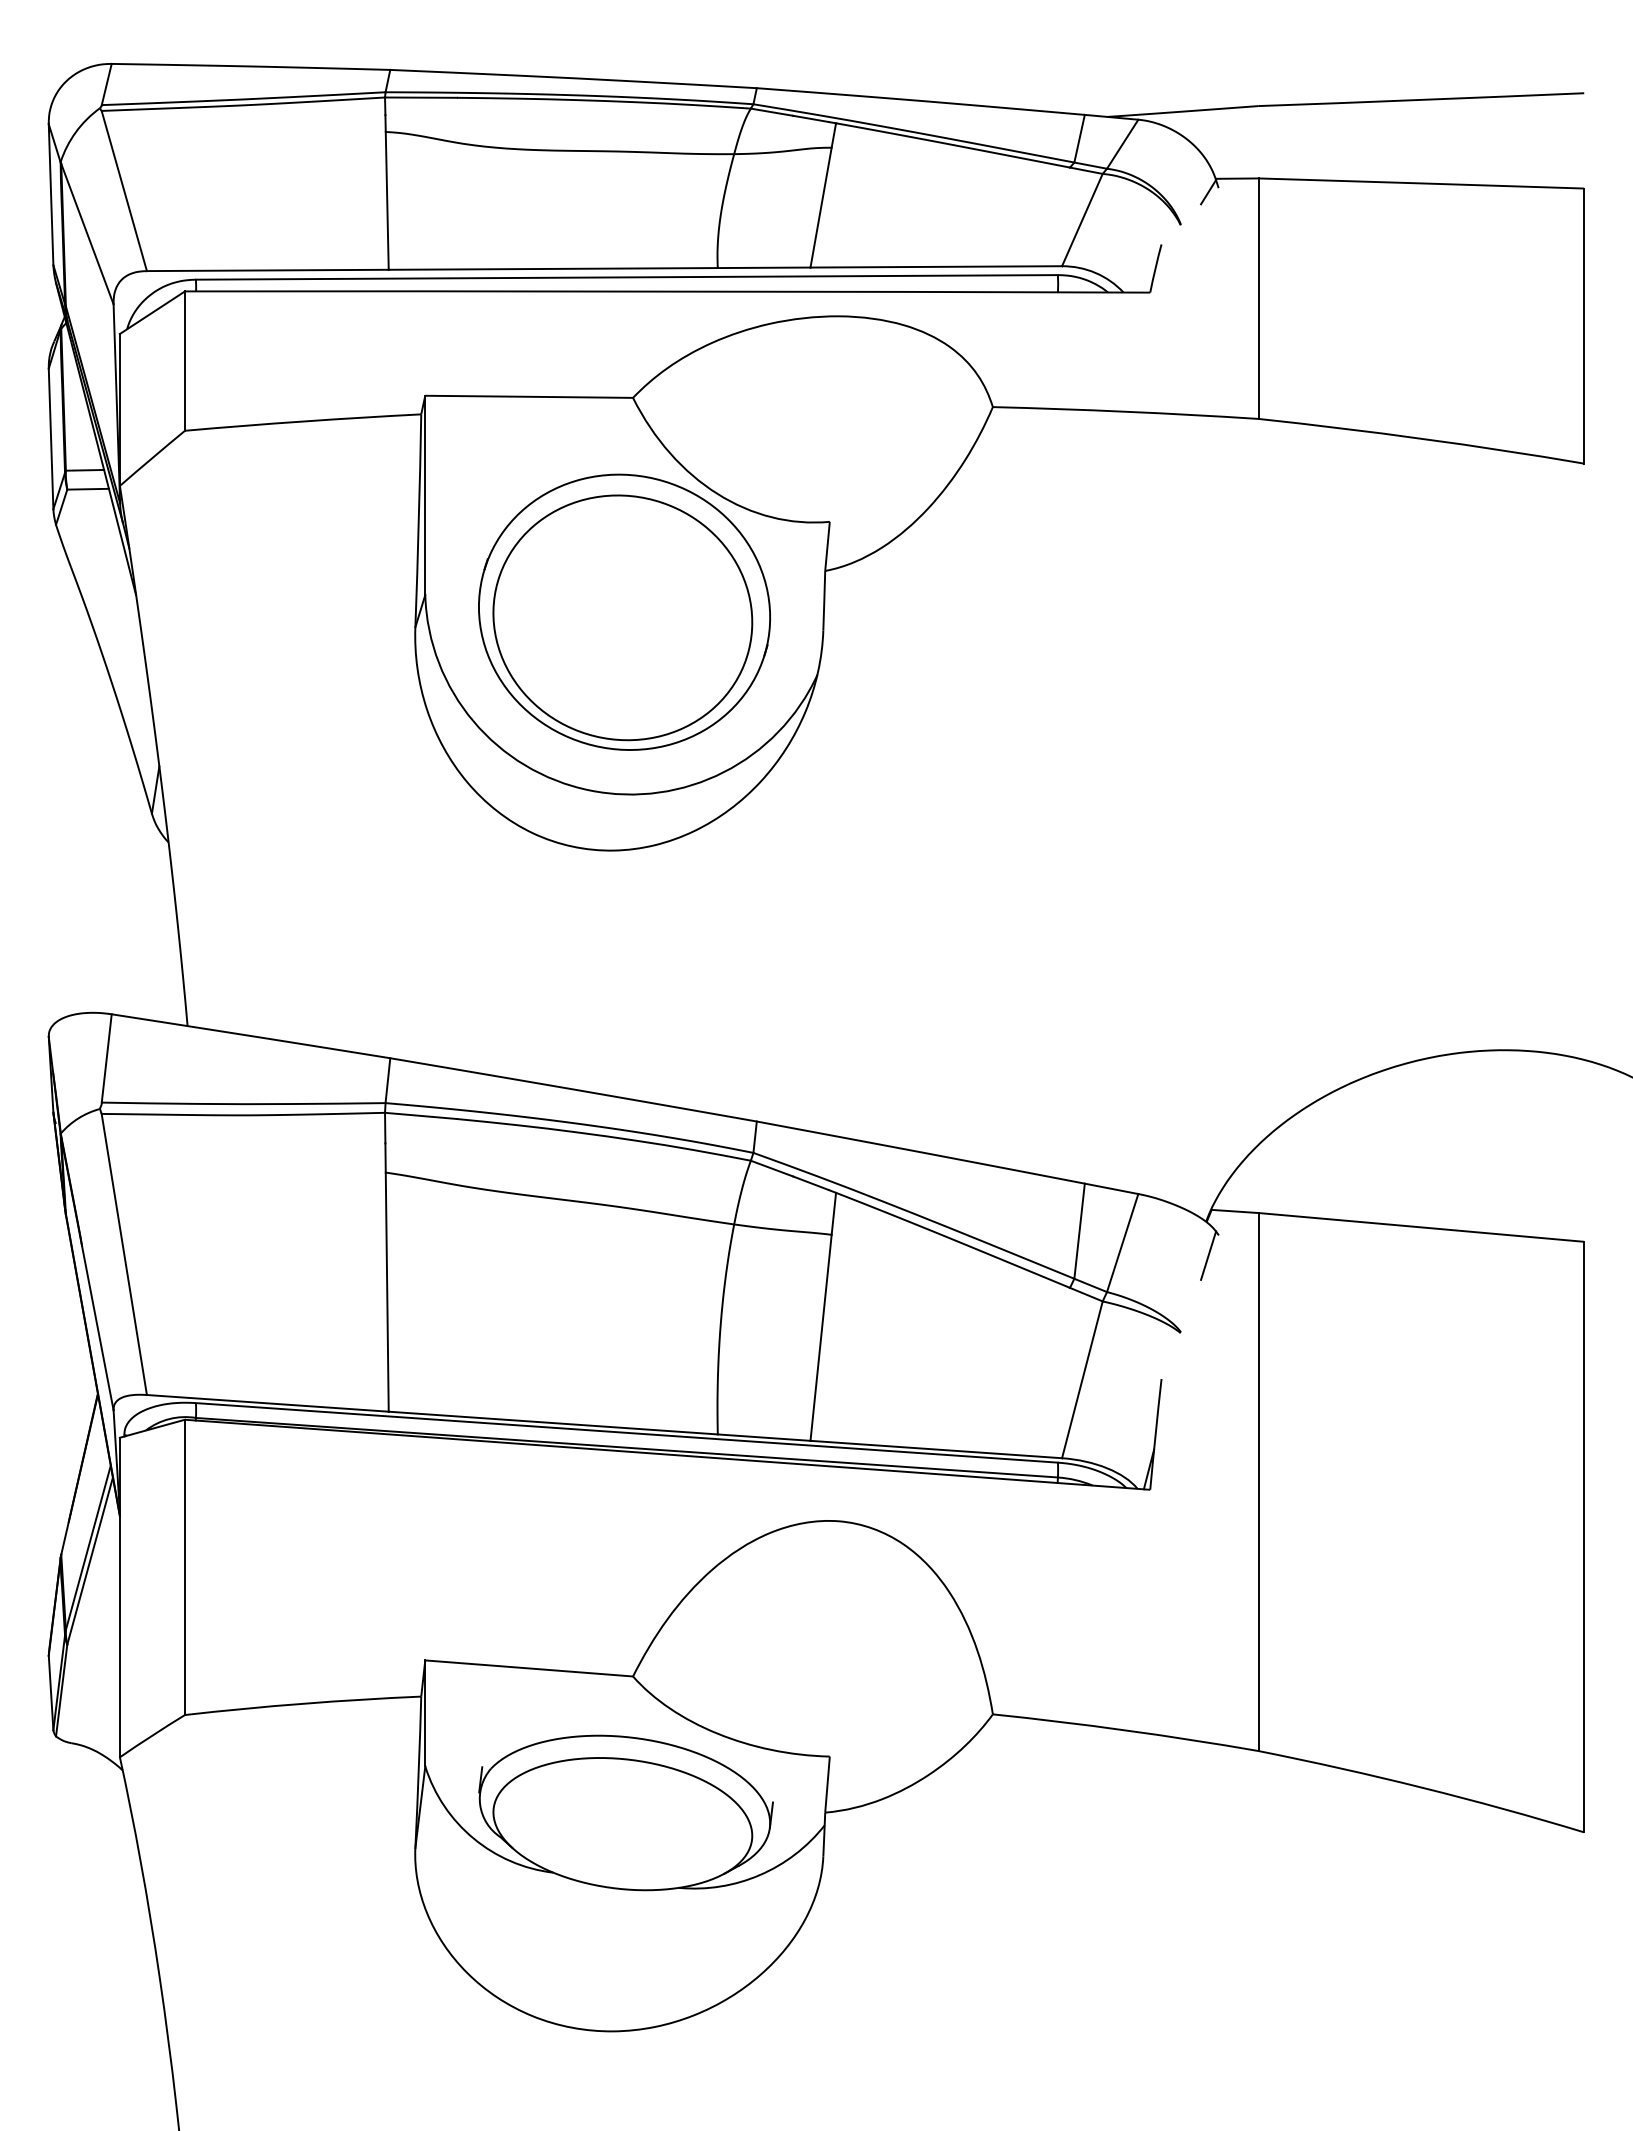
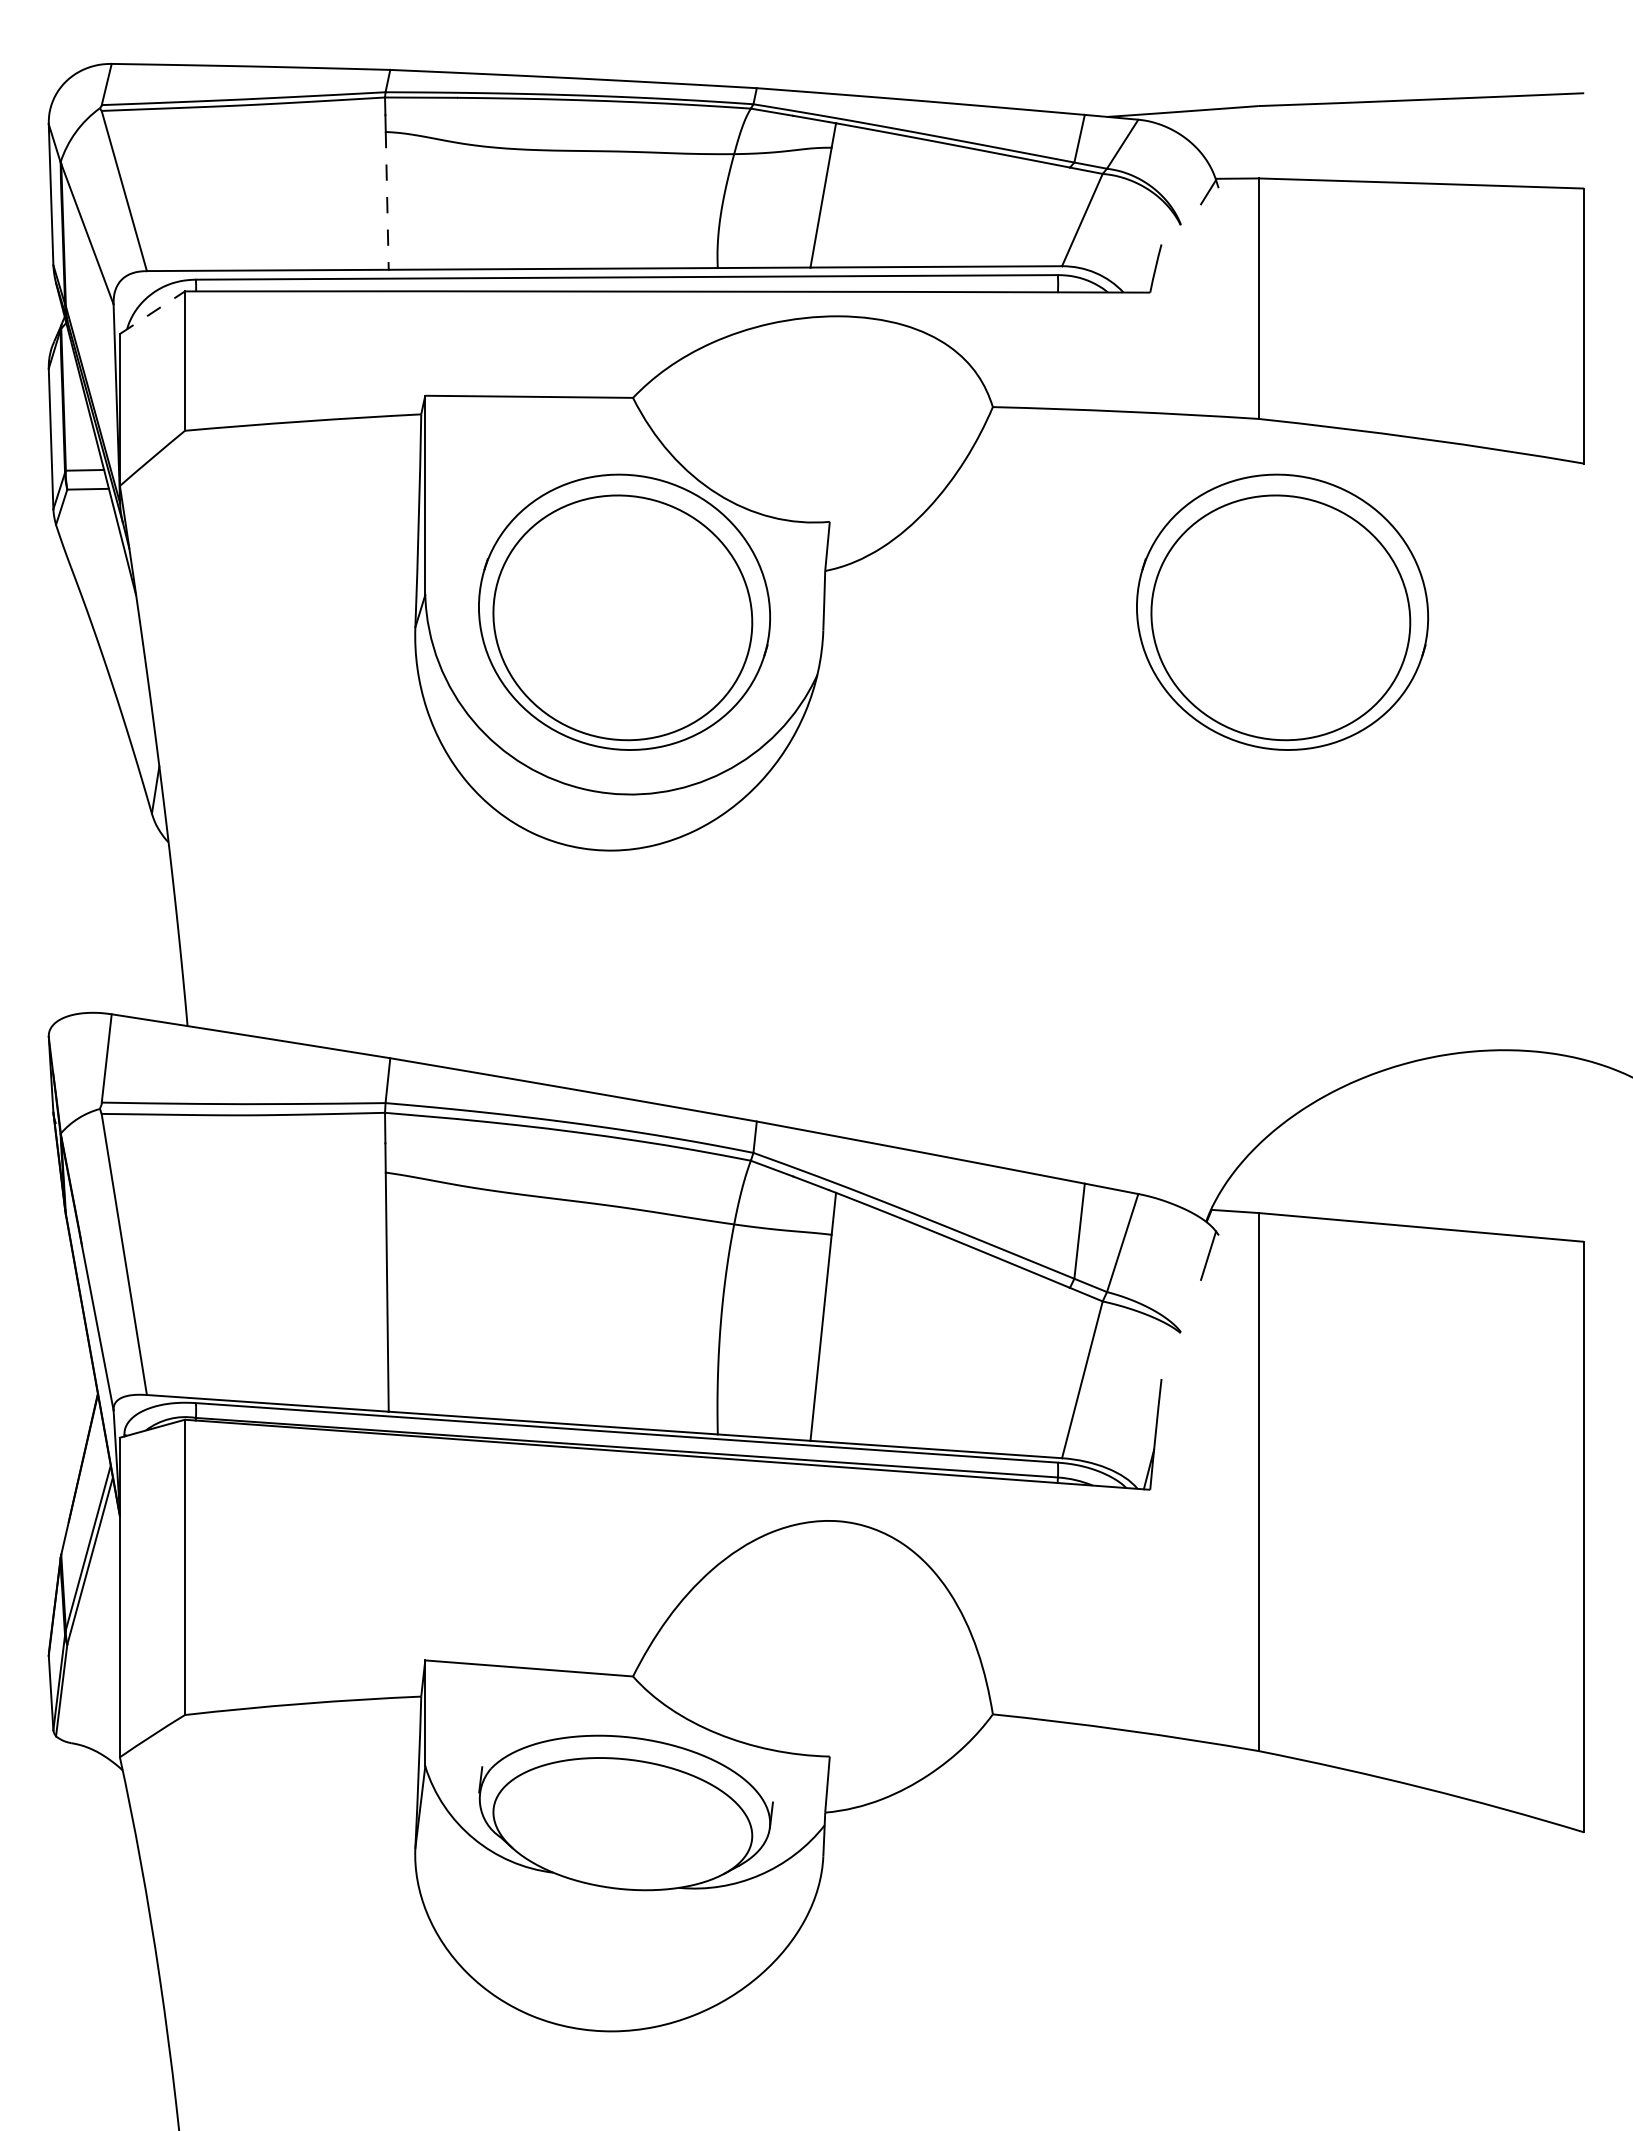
line: solid -> dashed (387, 200)
line: solid -> dashed (152, 312)
part: none -> present (1282, 611)
